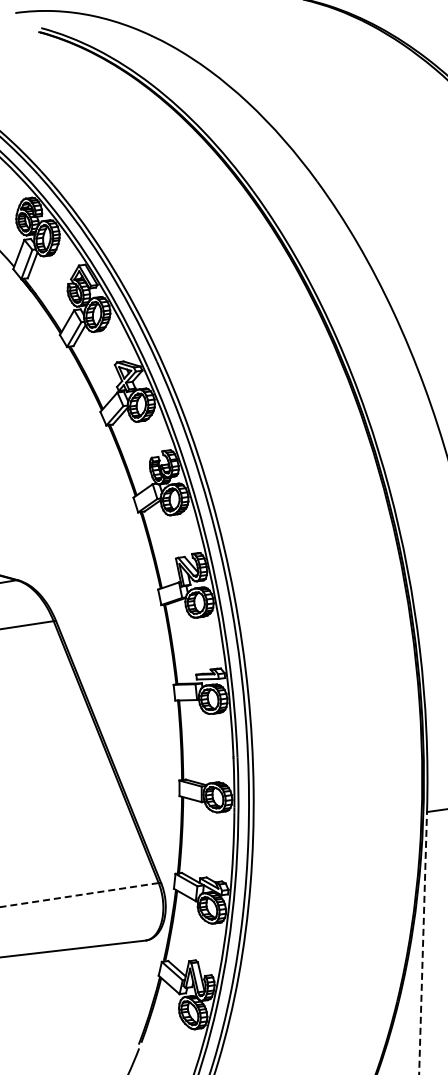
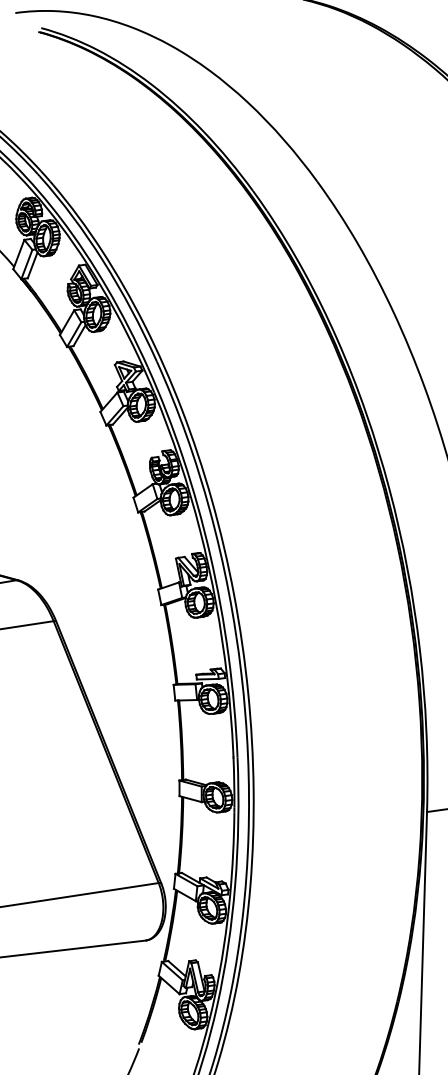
line: dashed -> solid (79, 895)
line: dashed -> solid (423, 942)
